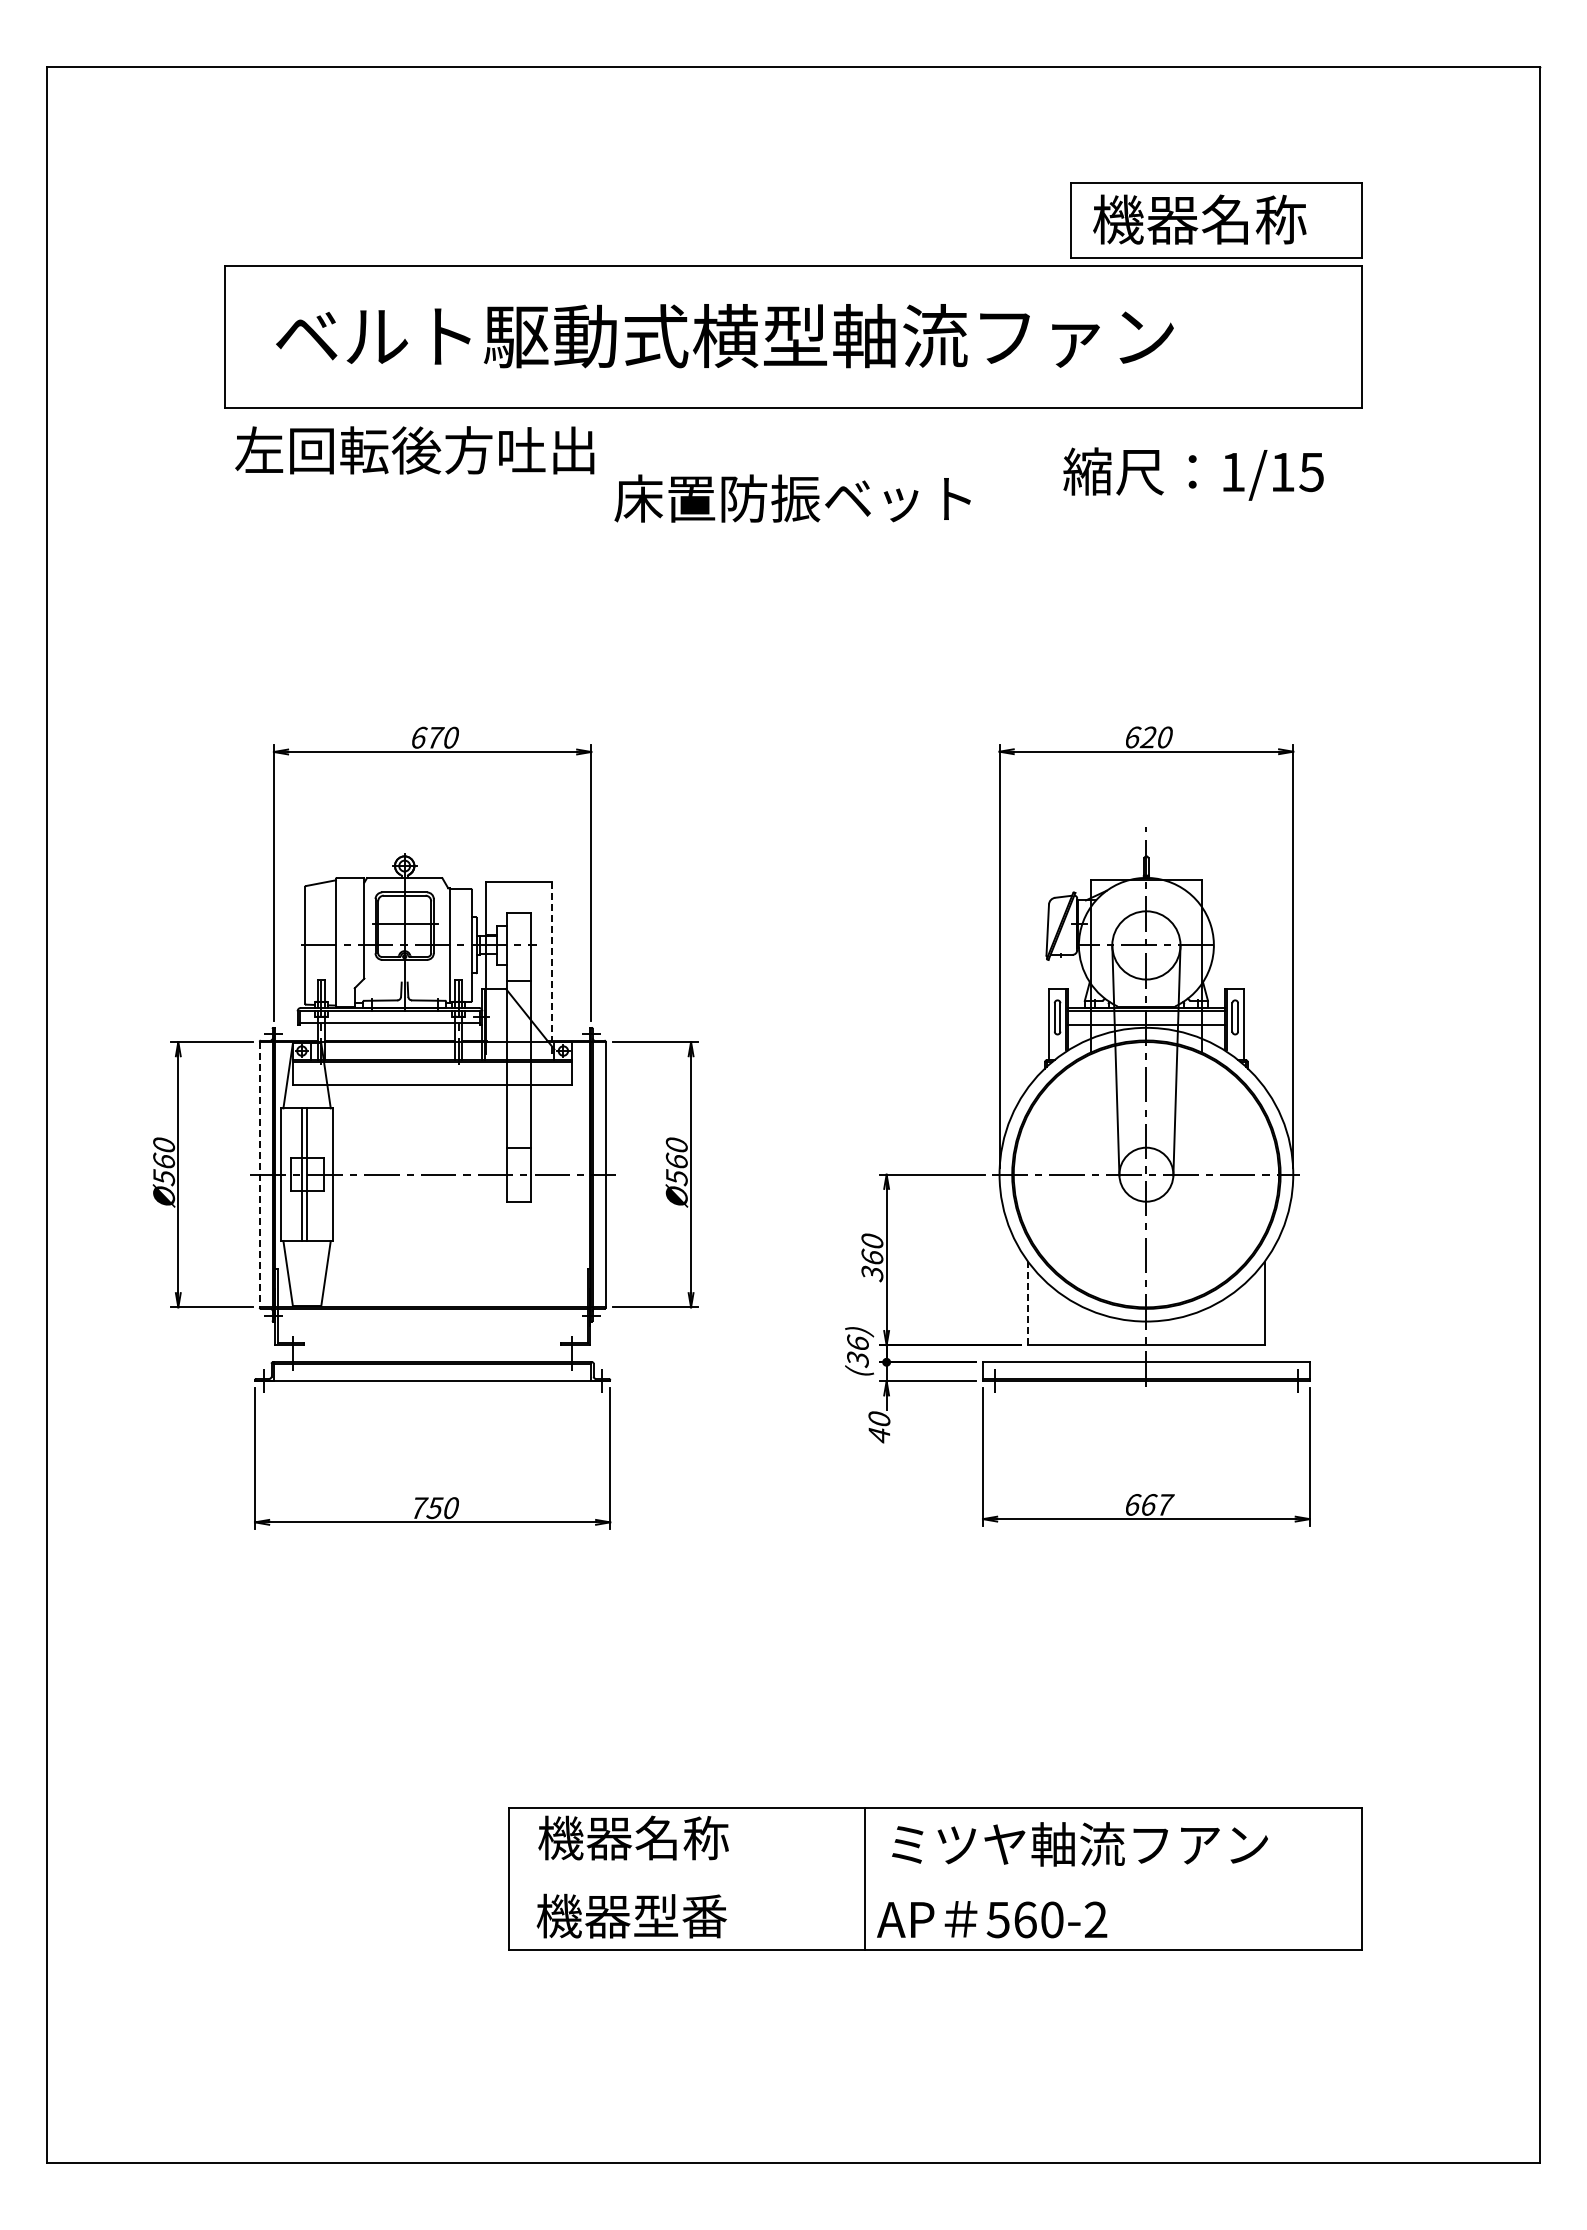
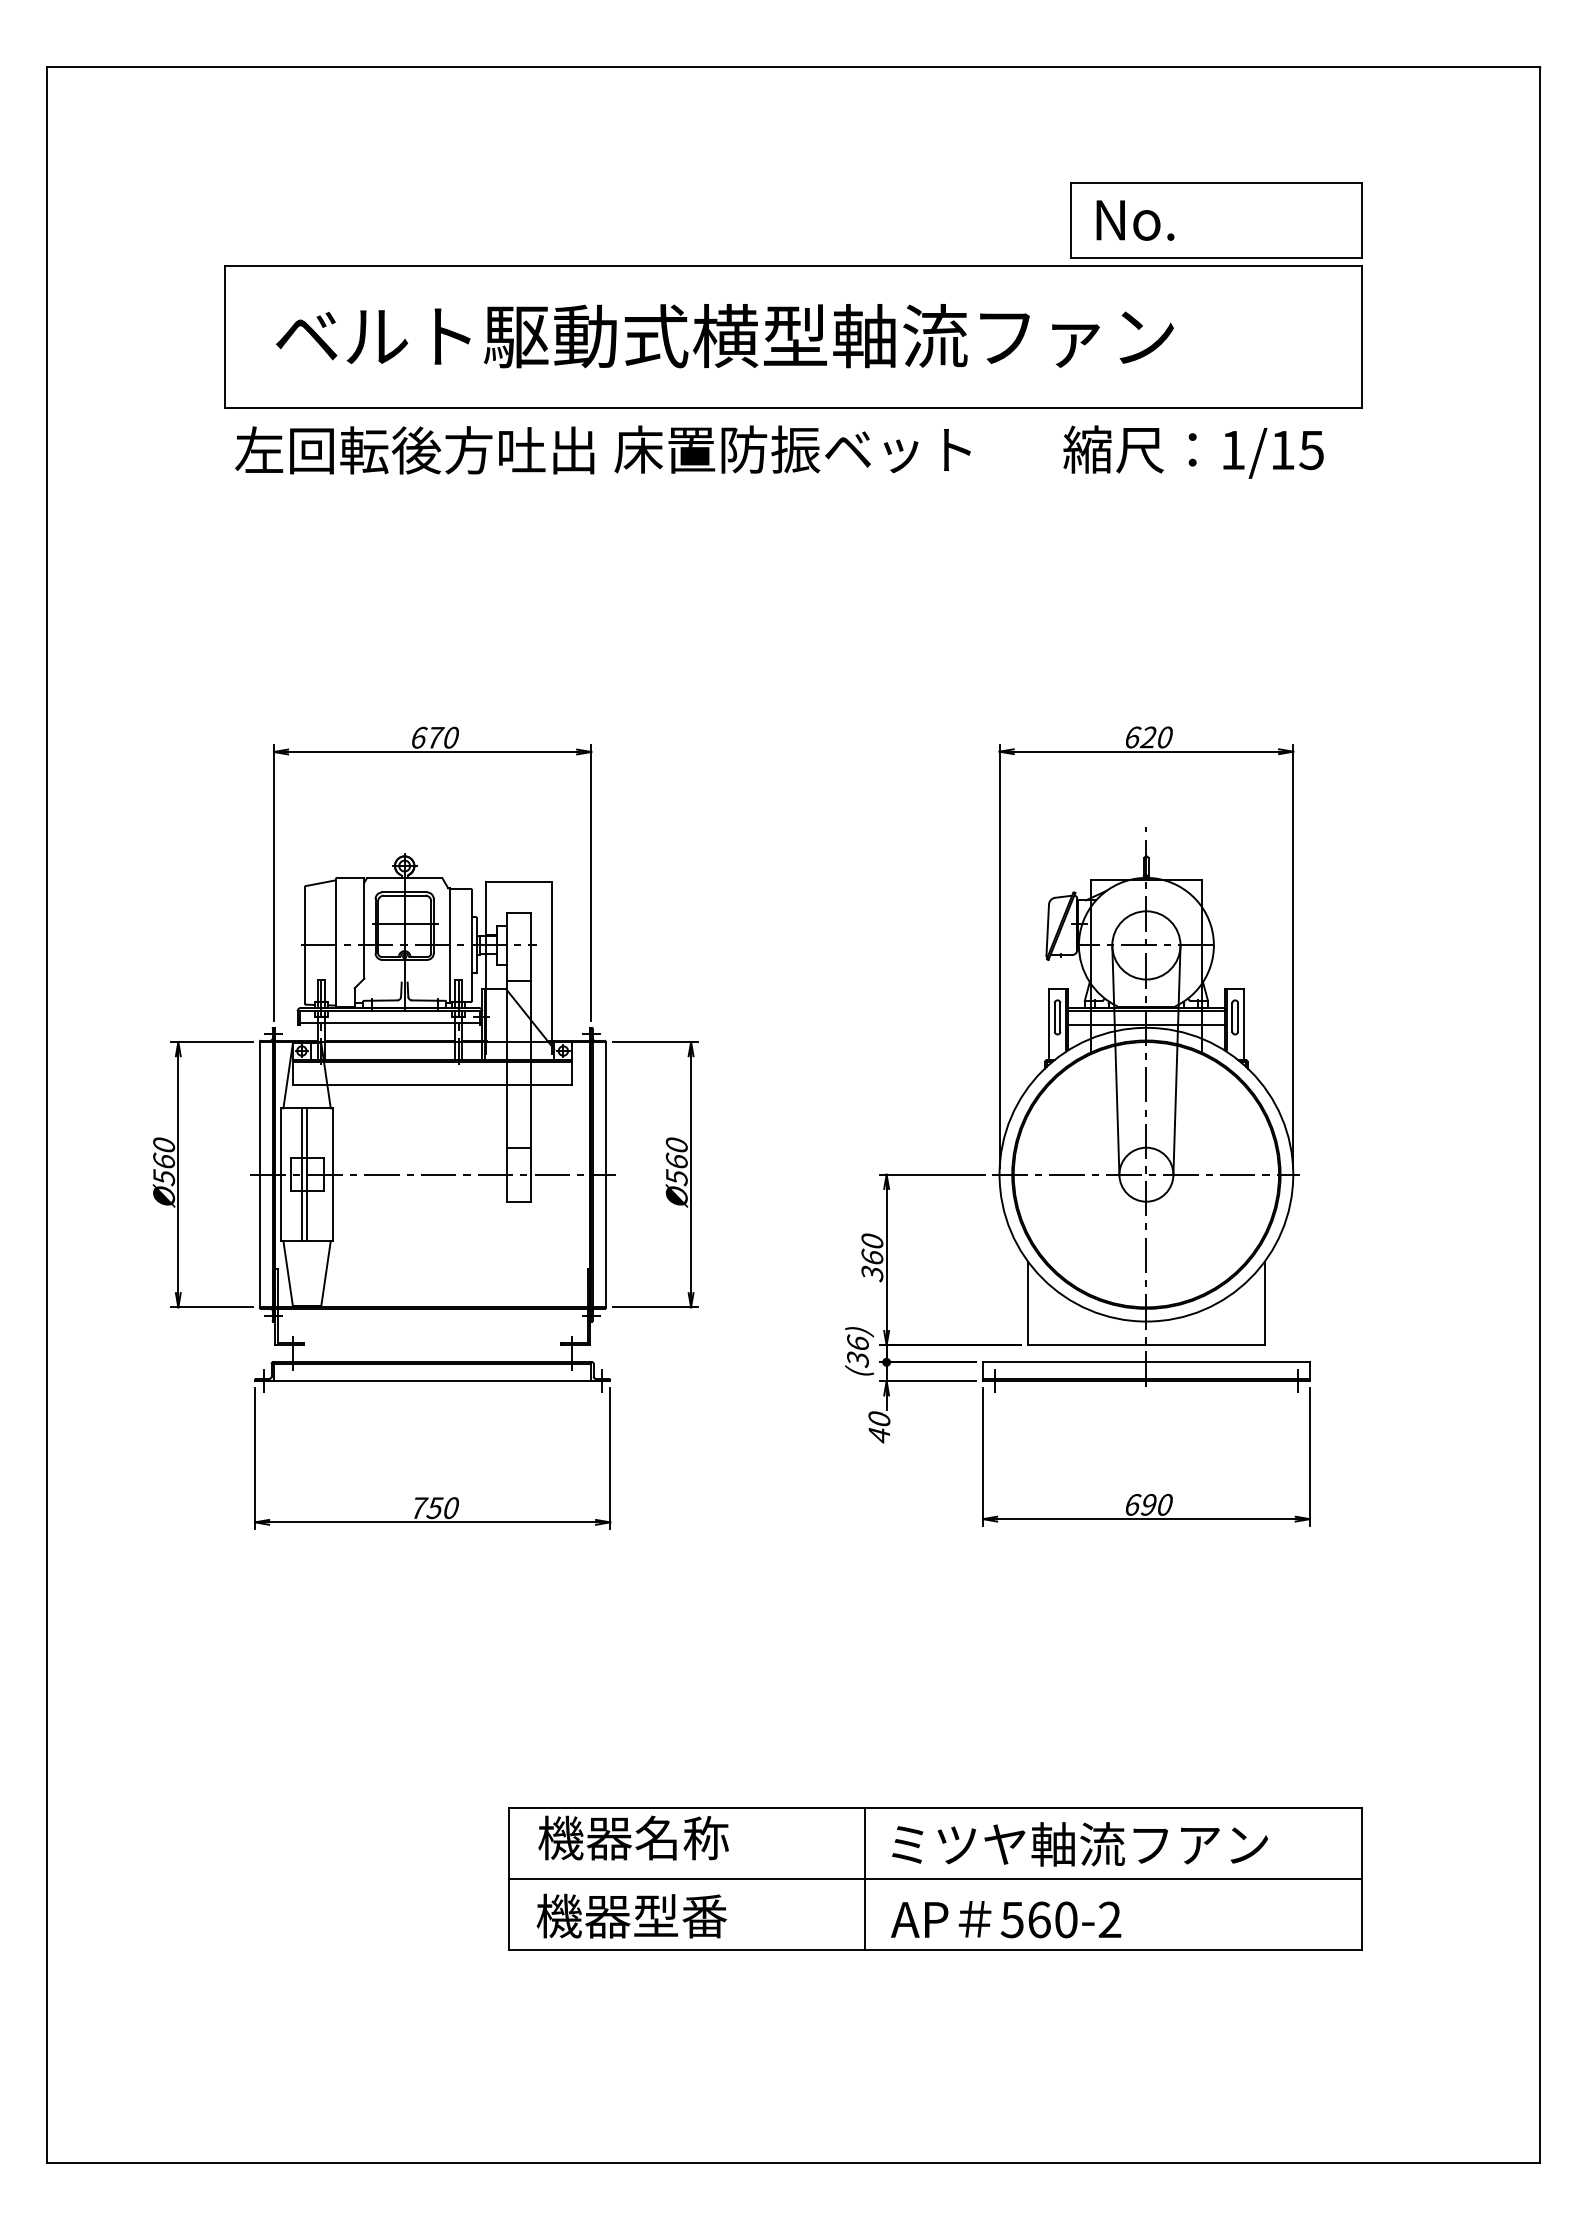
text: 機器名称 -> No. (1199, 219)
text position: (1193, 473) -> (1193, 451) (1193, 451)
text position: (792, 498) -> (792, 449) (792, 449)
line: dashed -> solid (552, 967)
line: dashed -> solid (259, 1174)
line: dashed -> solid (1027, 1303)
text: 667 -> 690 (1157, 1504)
line: none -> present (935, 1878)
text position: (992, 1919) -> (1006, 1919) (1006, 1919)
